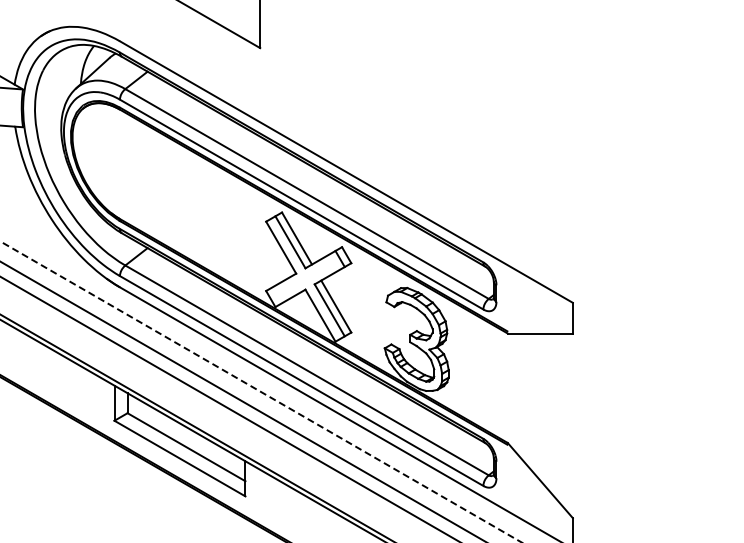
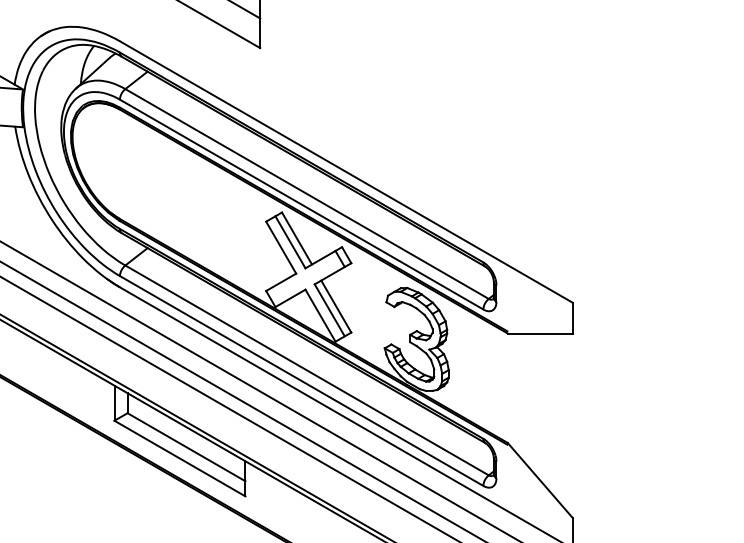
line: none -> present (246, 10)
line: dashed -> solid (261, 392)
